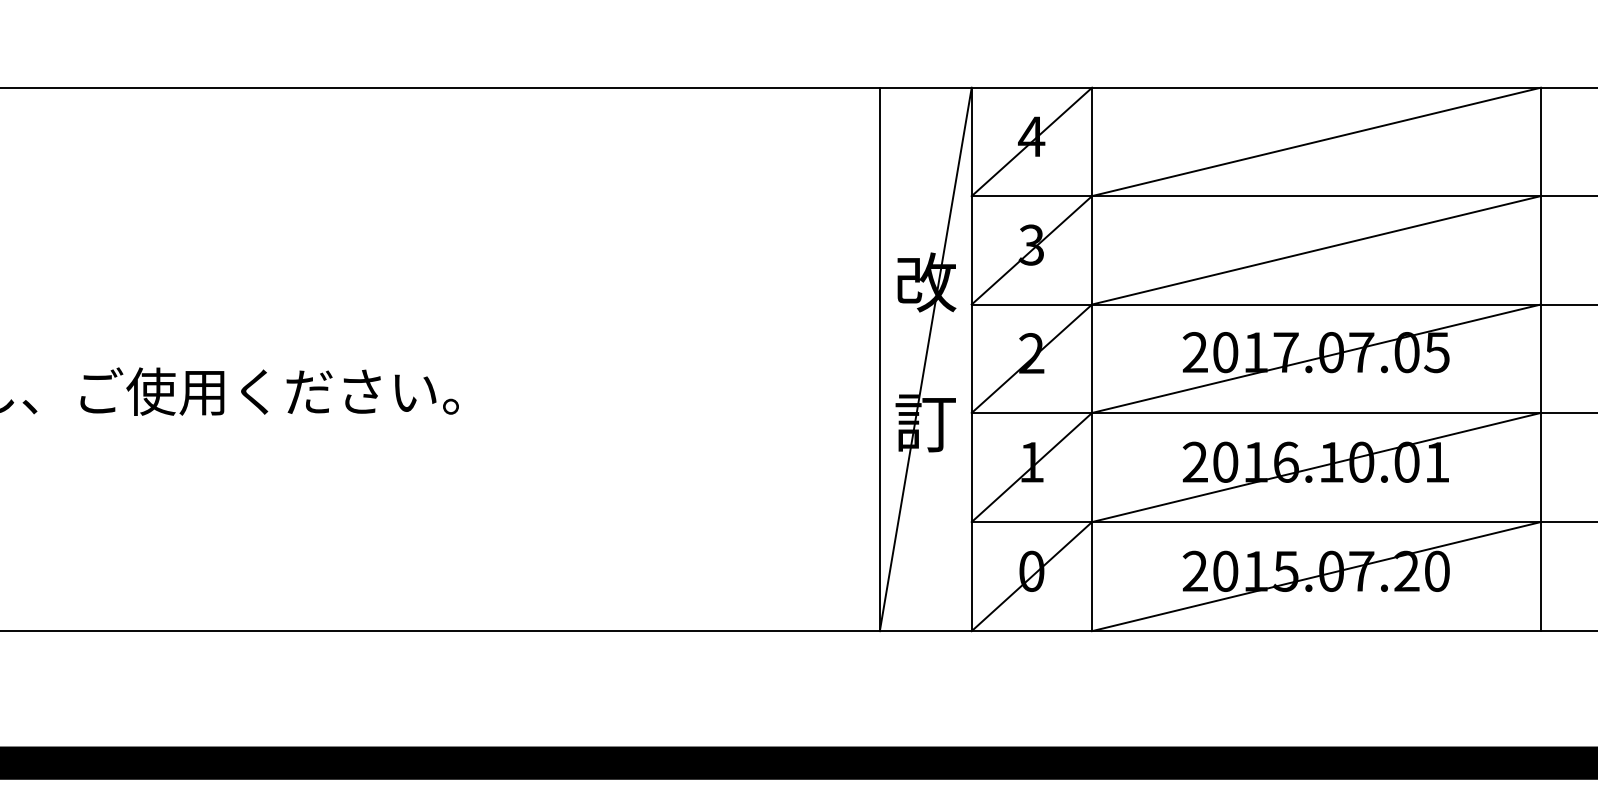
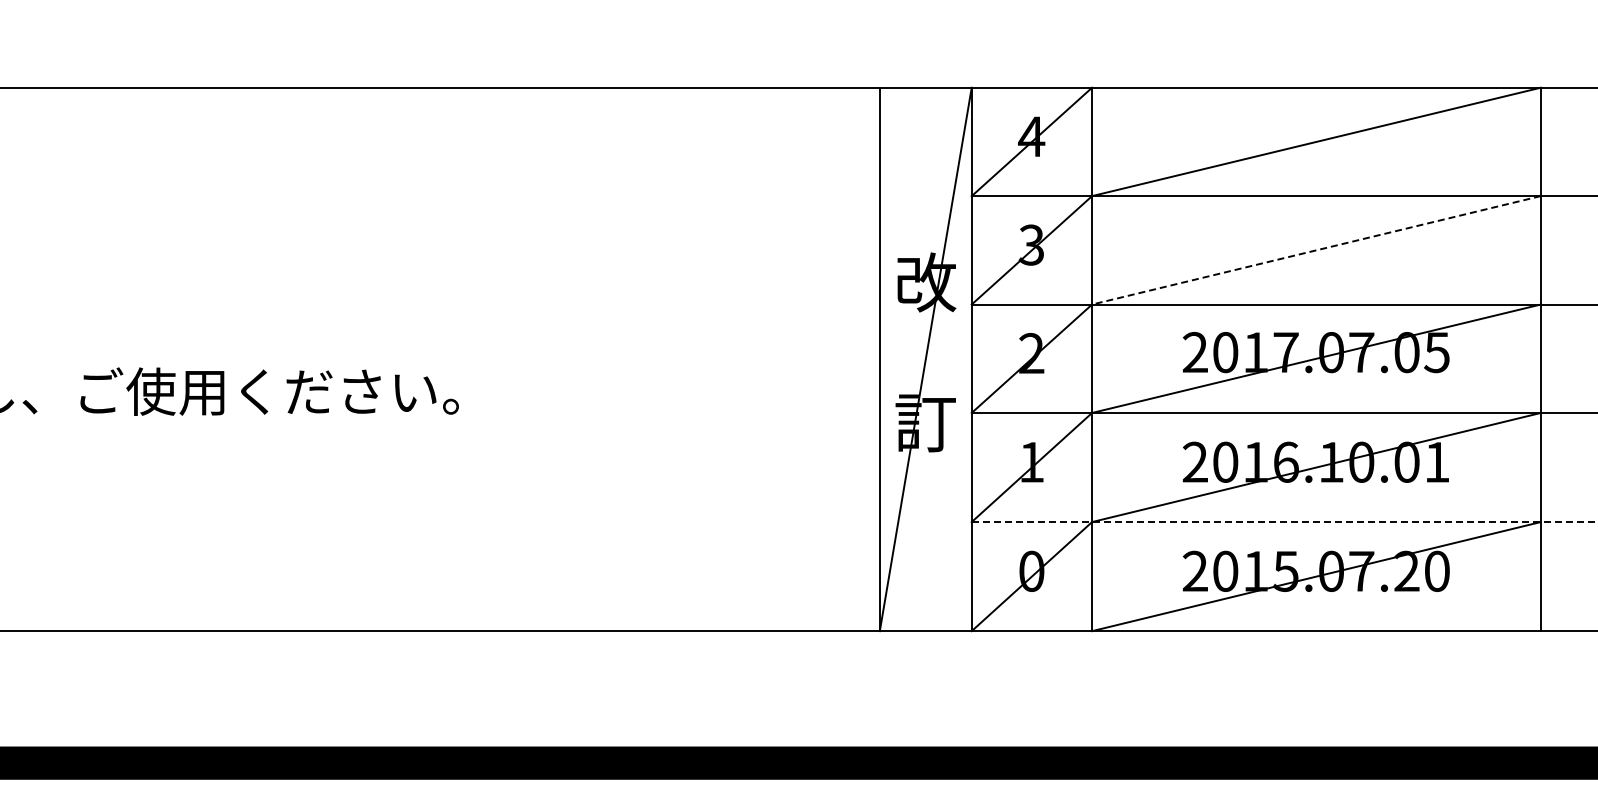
line: solid -> dashed (1316, 250)
line: solid -> dashed (1284, 522)
